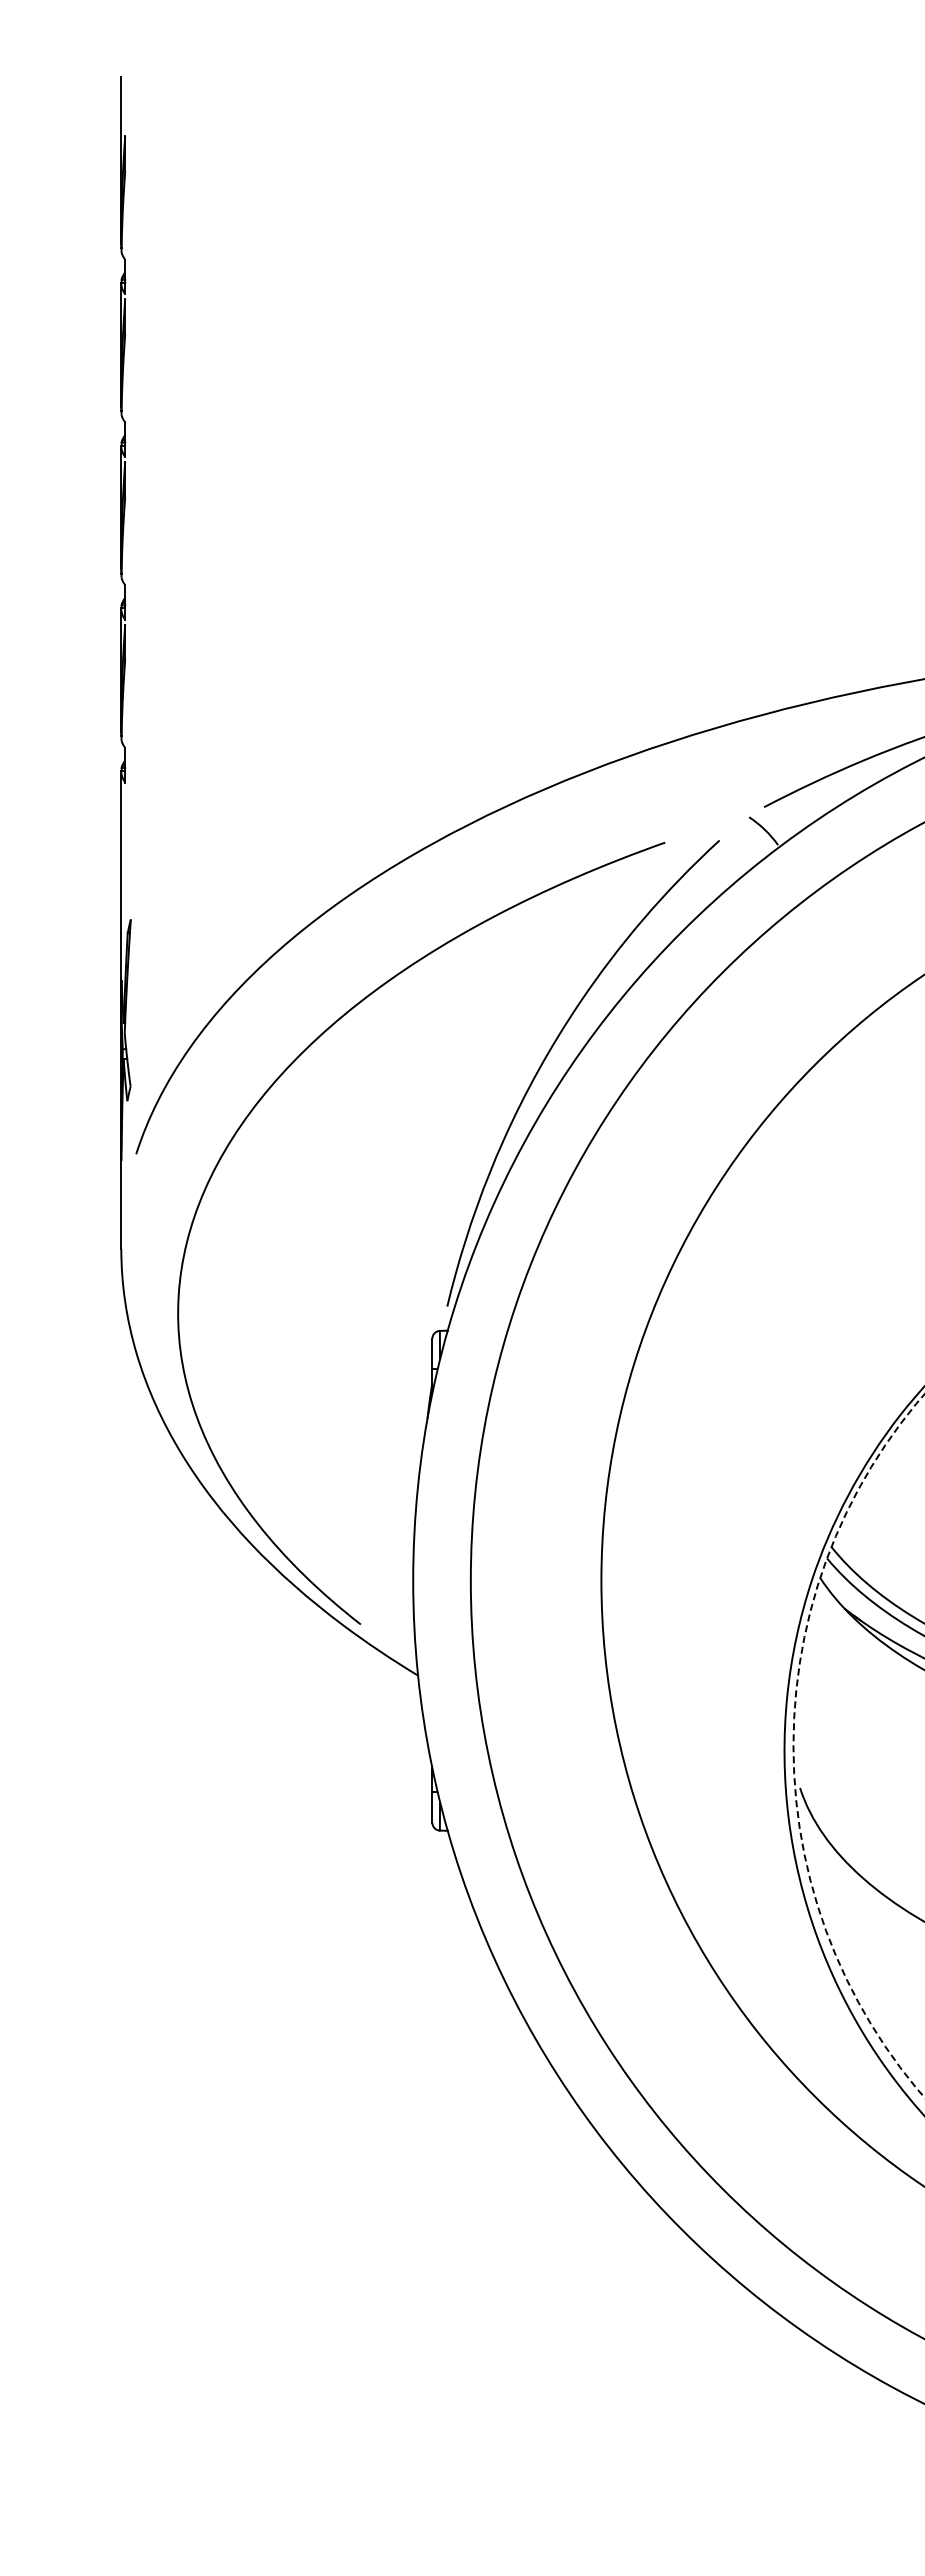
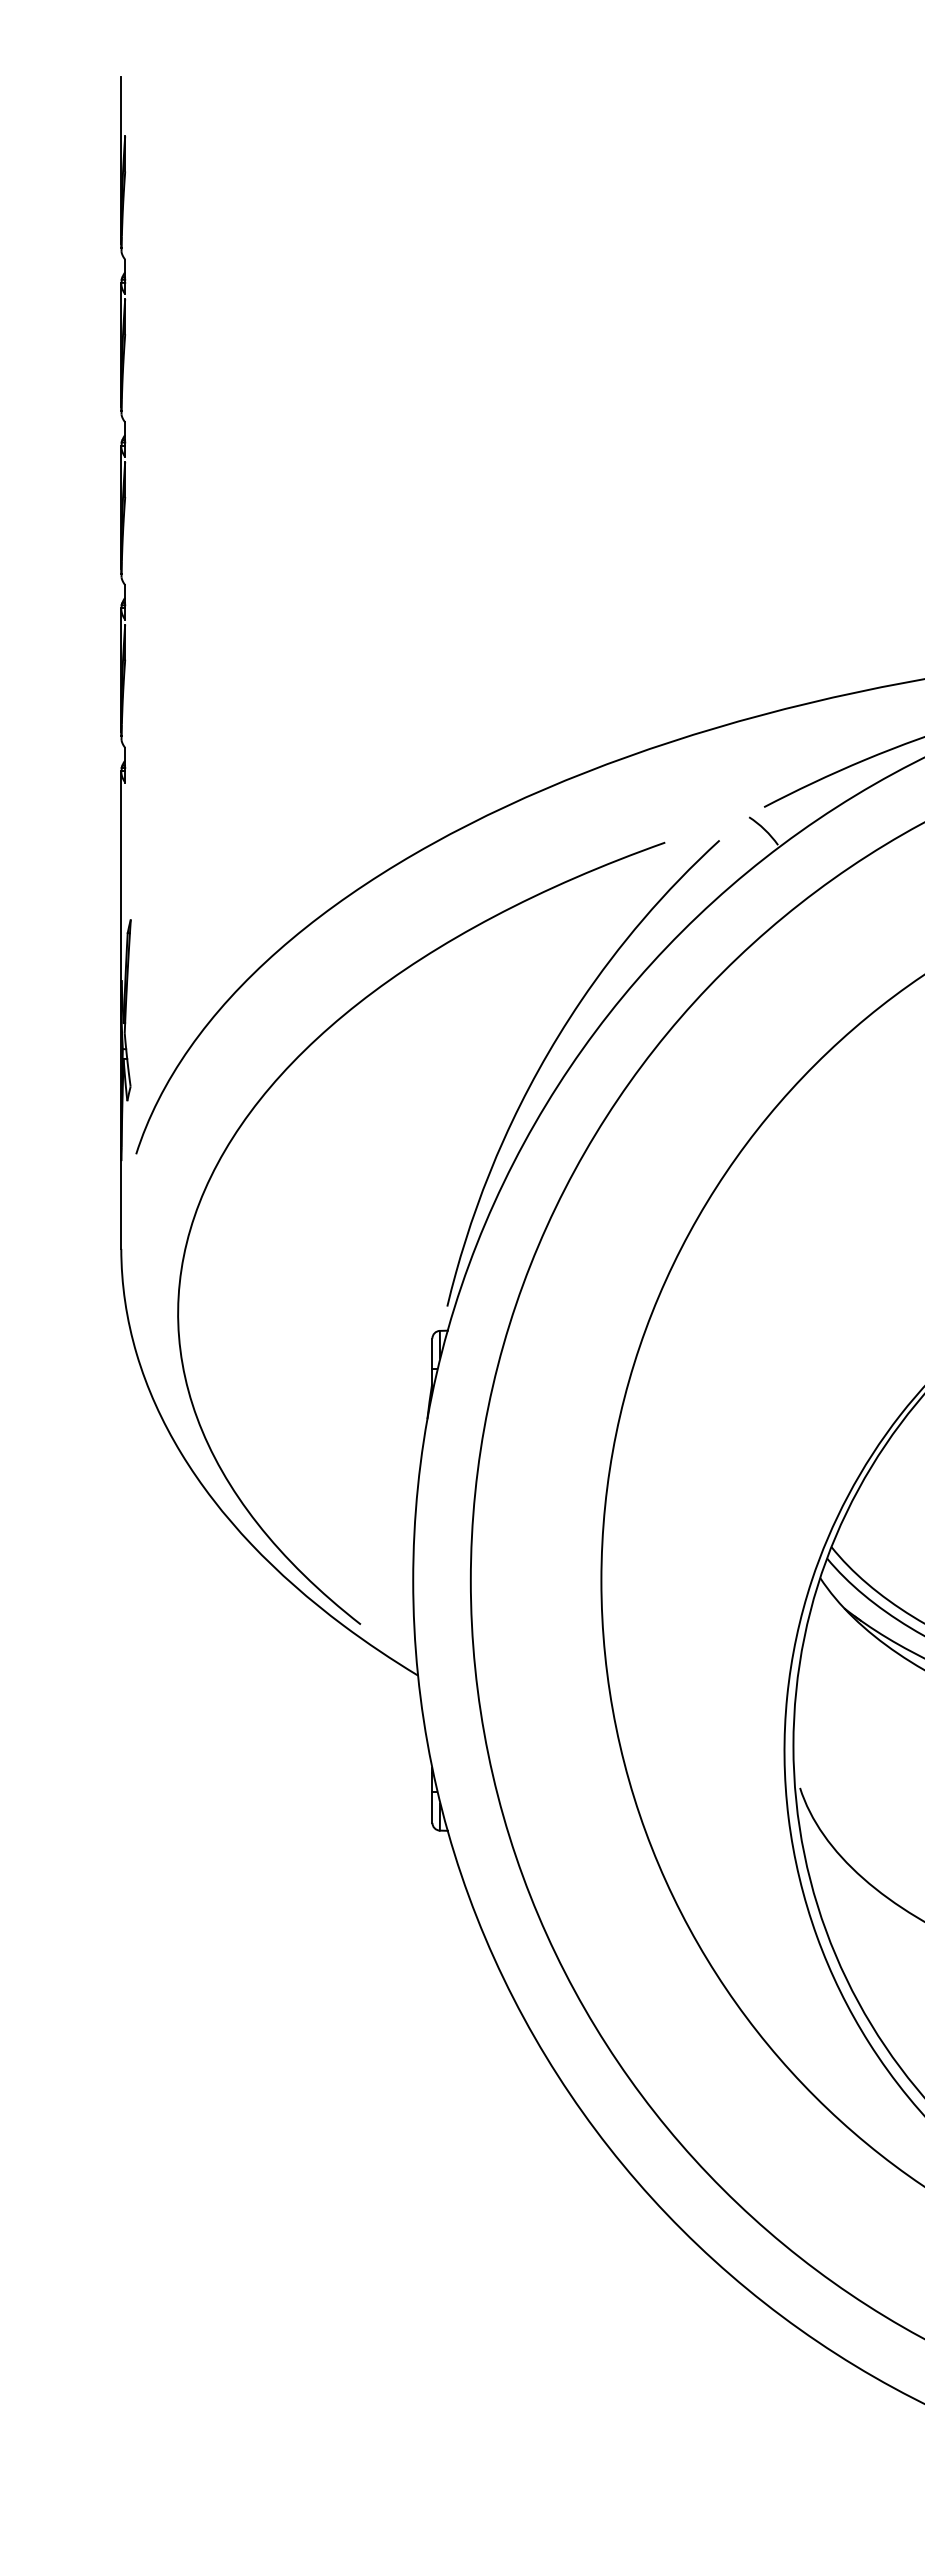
circle: dashed -> solid (858, 1745)
